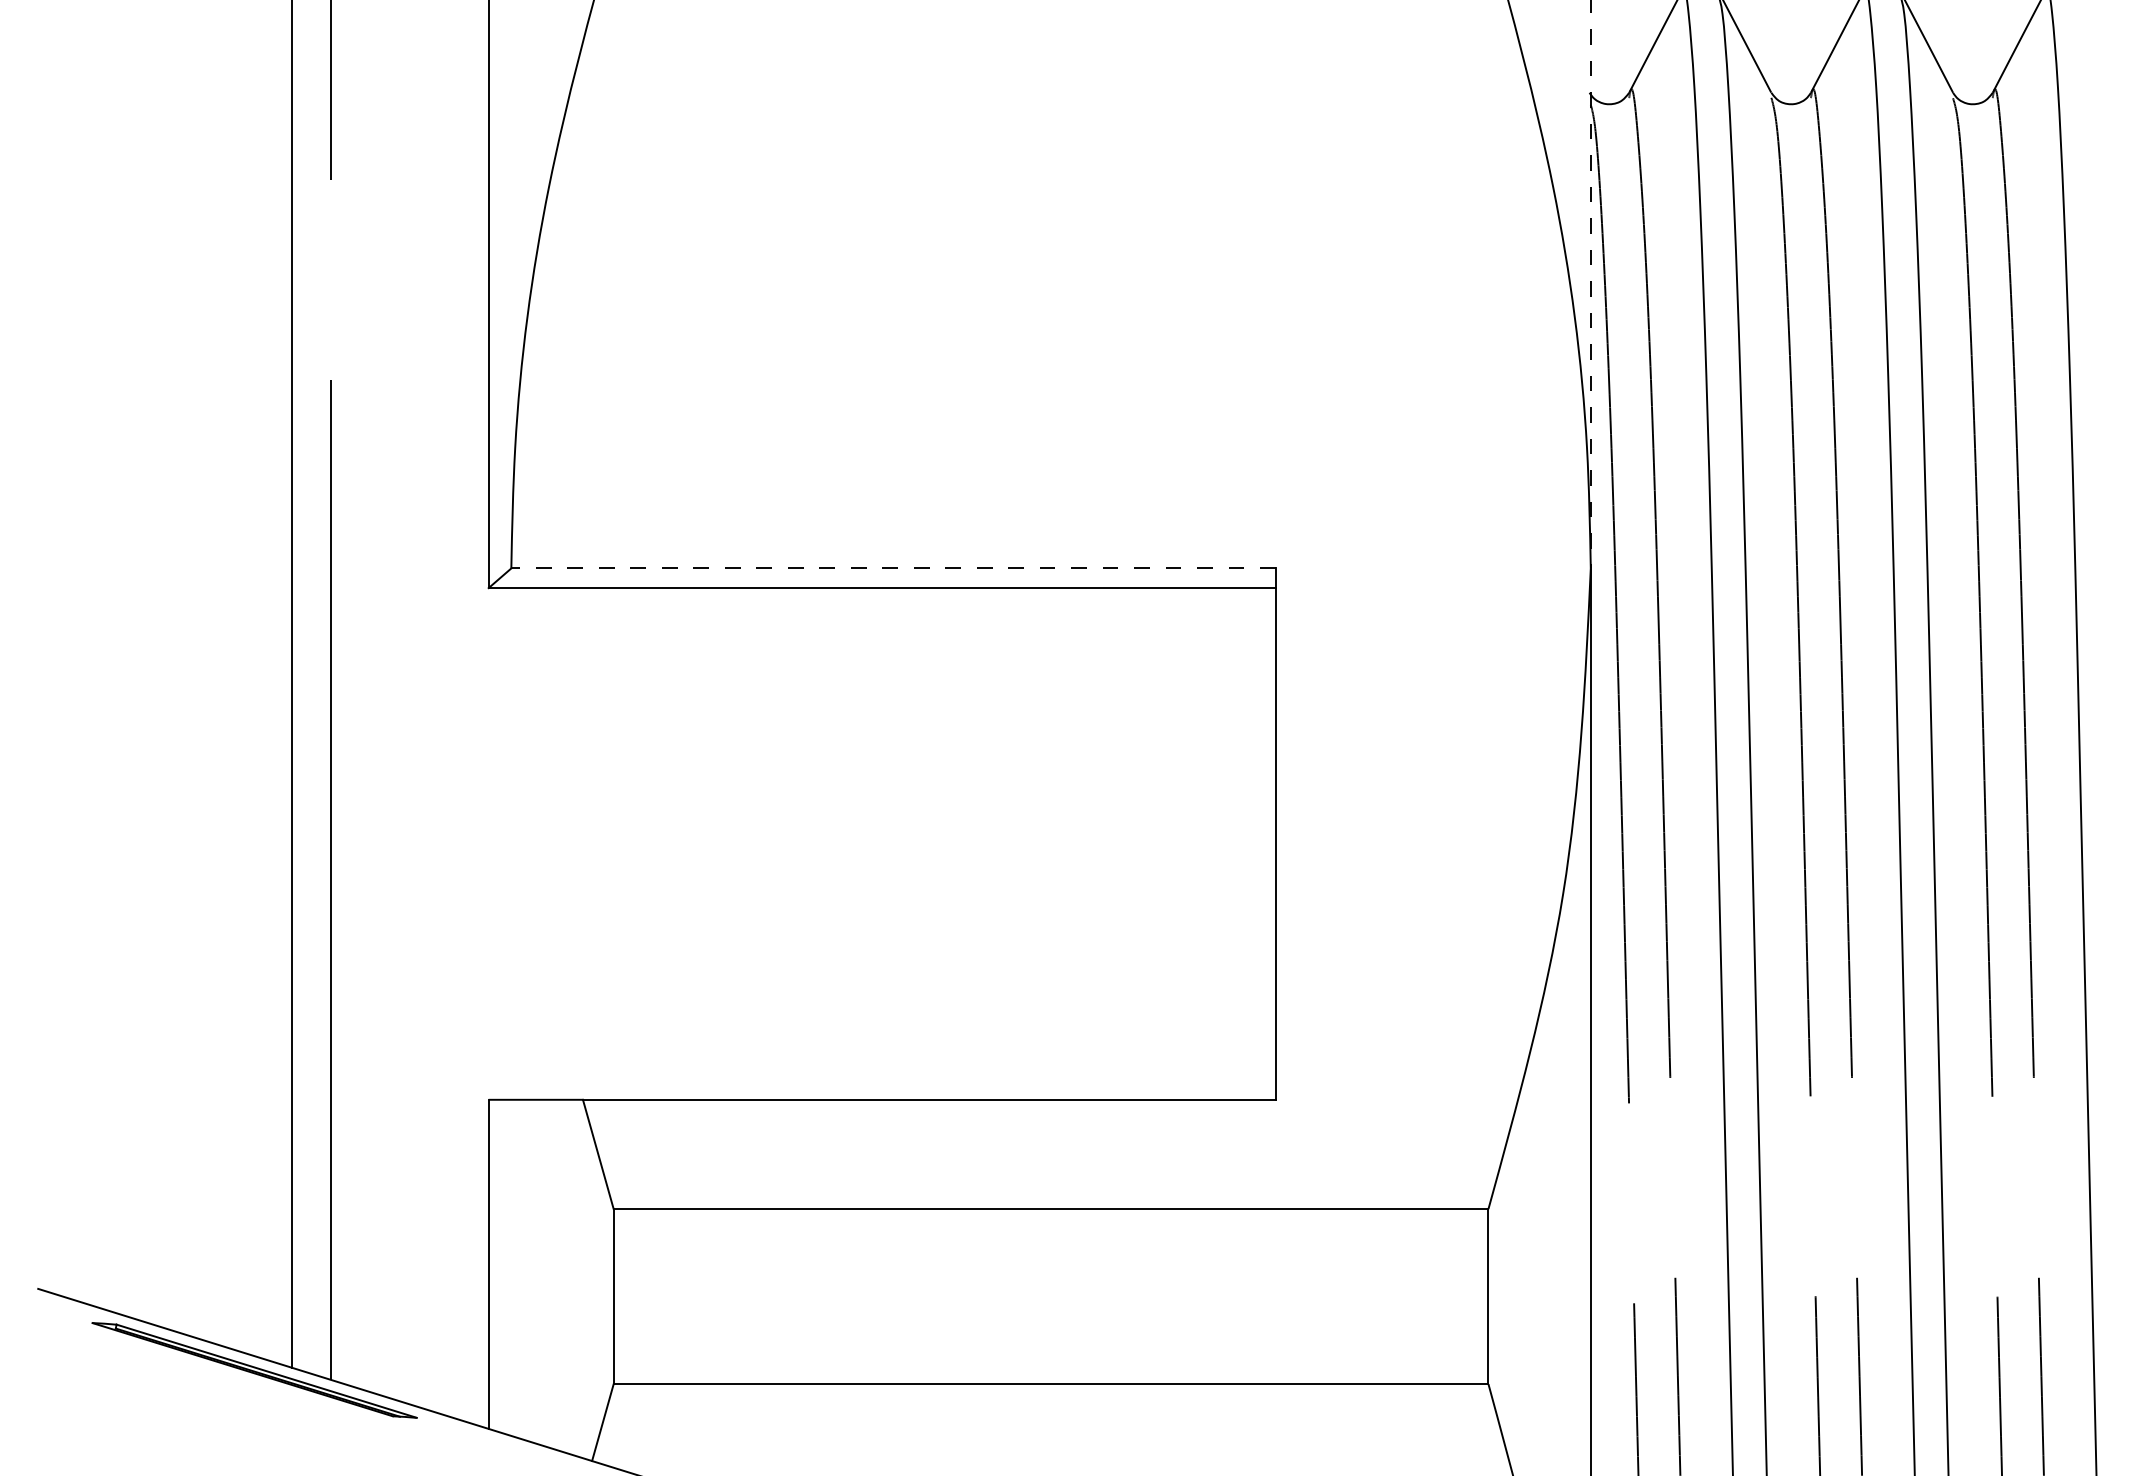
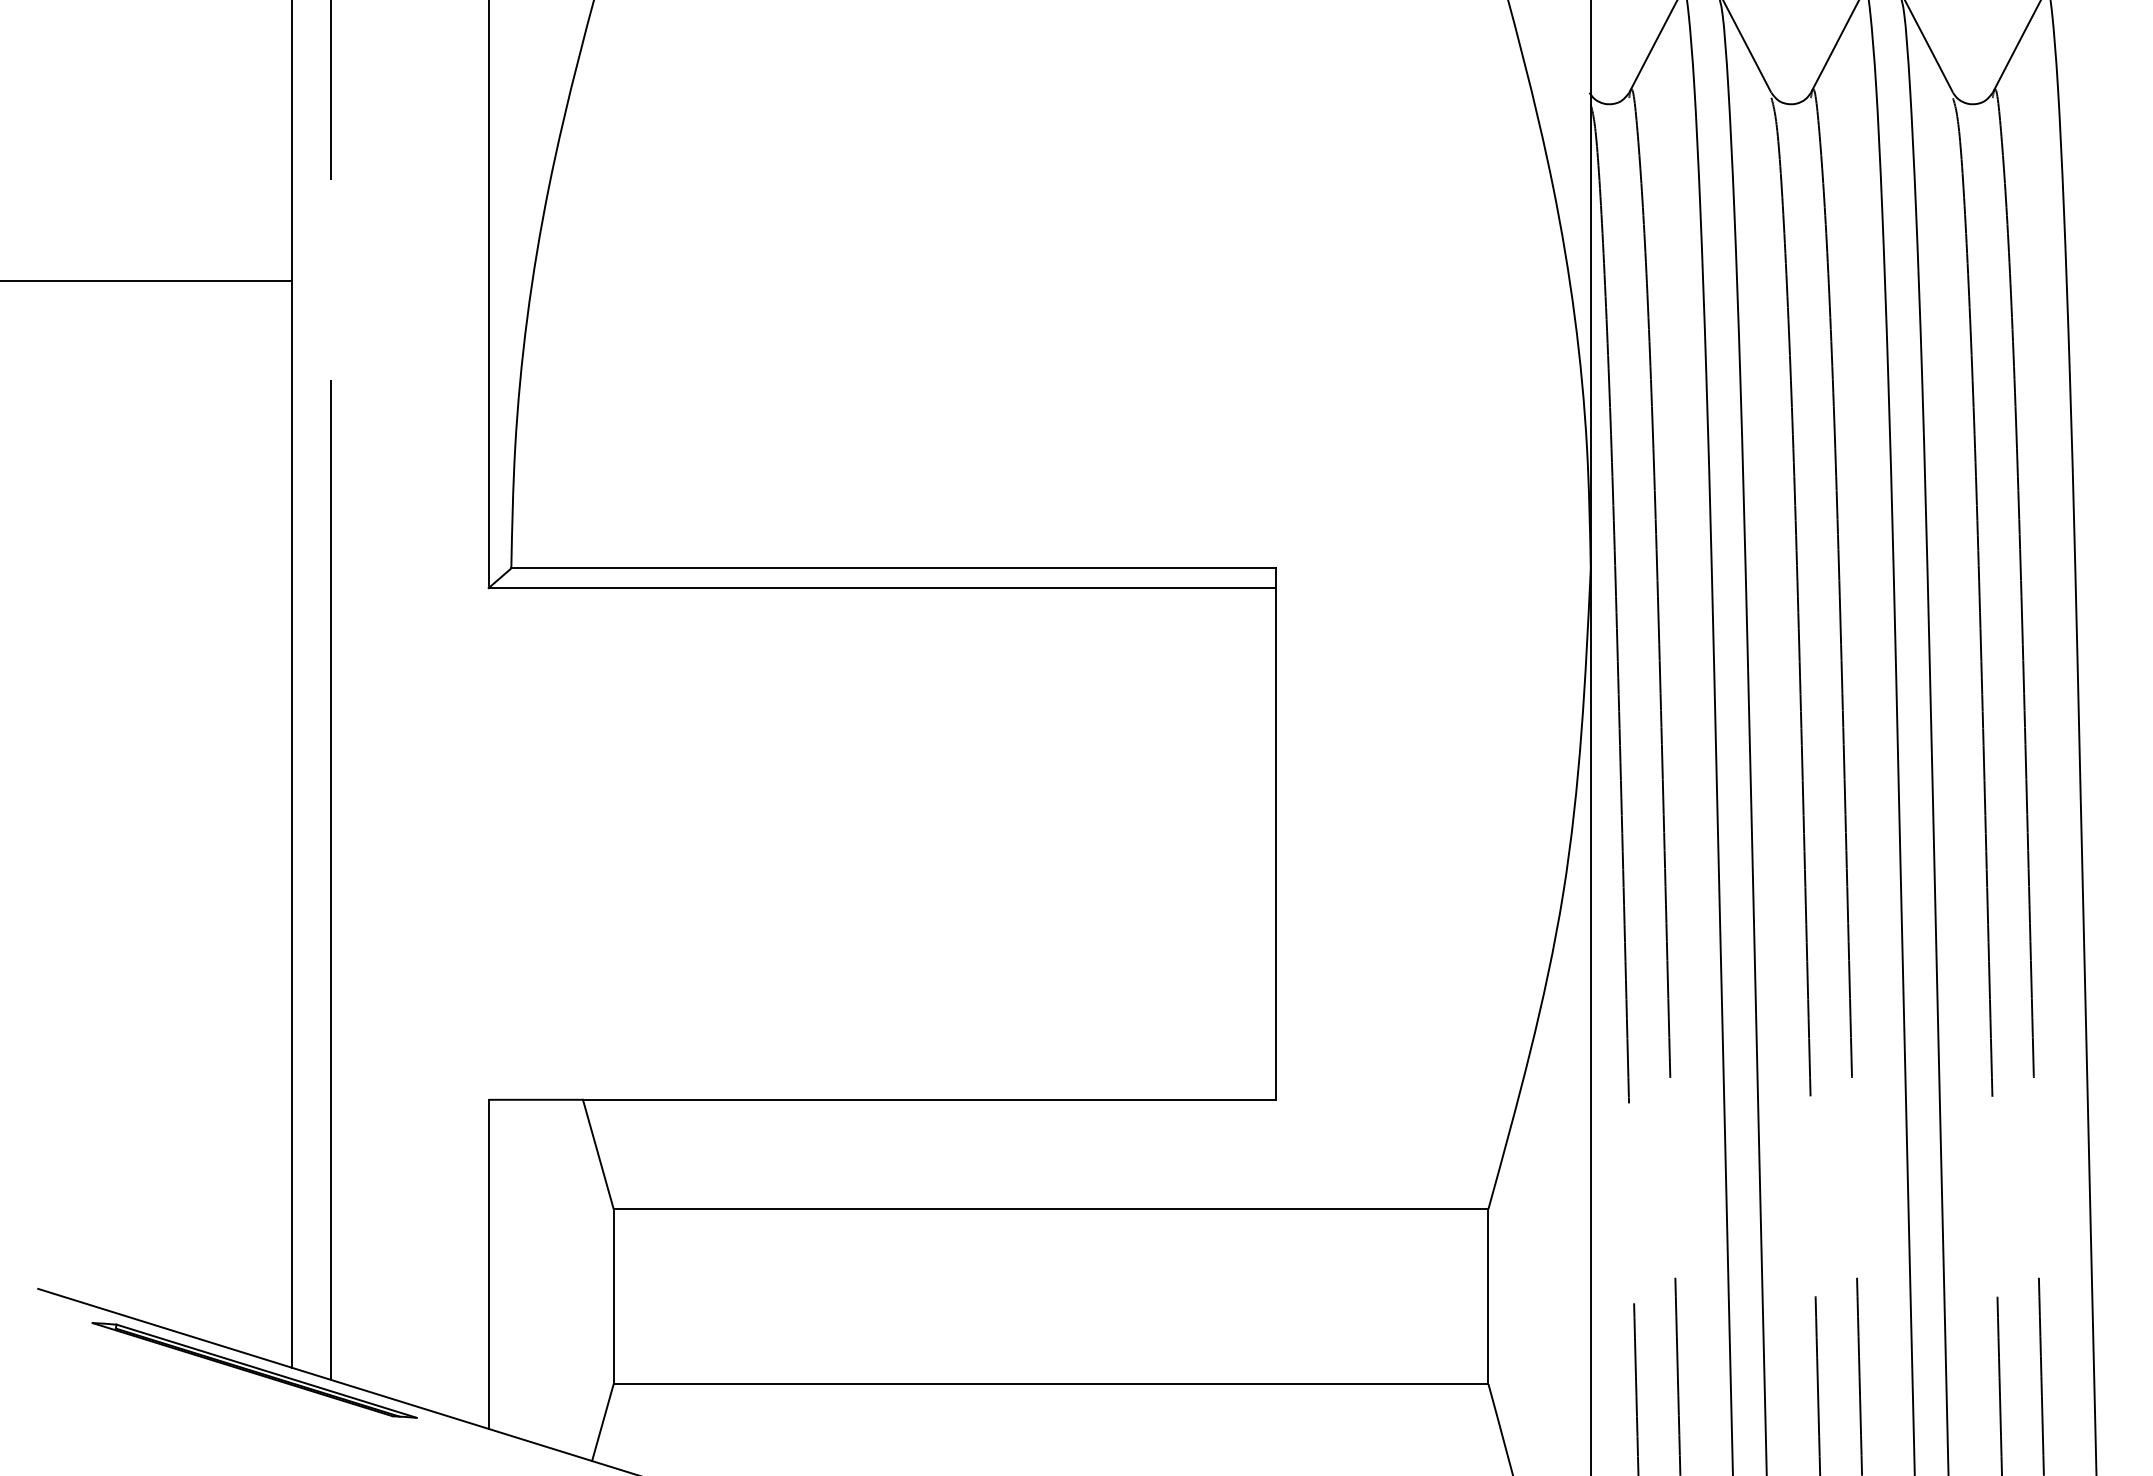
line: none -> present (146, 281)
line: dashed -> solid (1590, 284)
line: dashed -> solid (893, 568)
